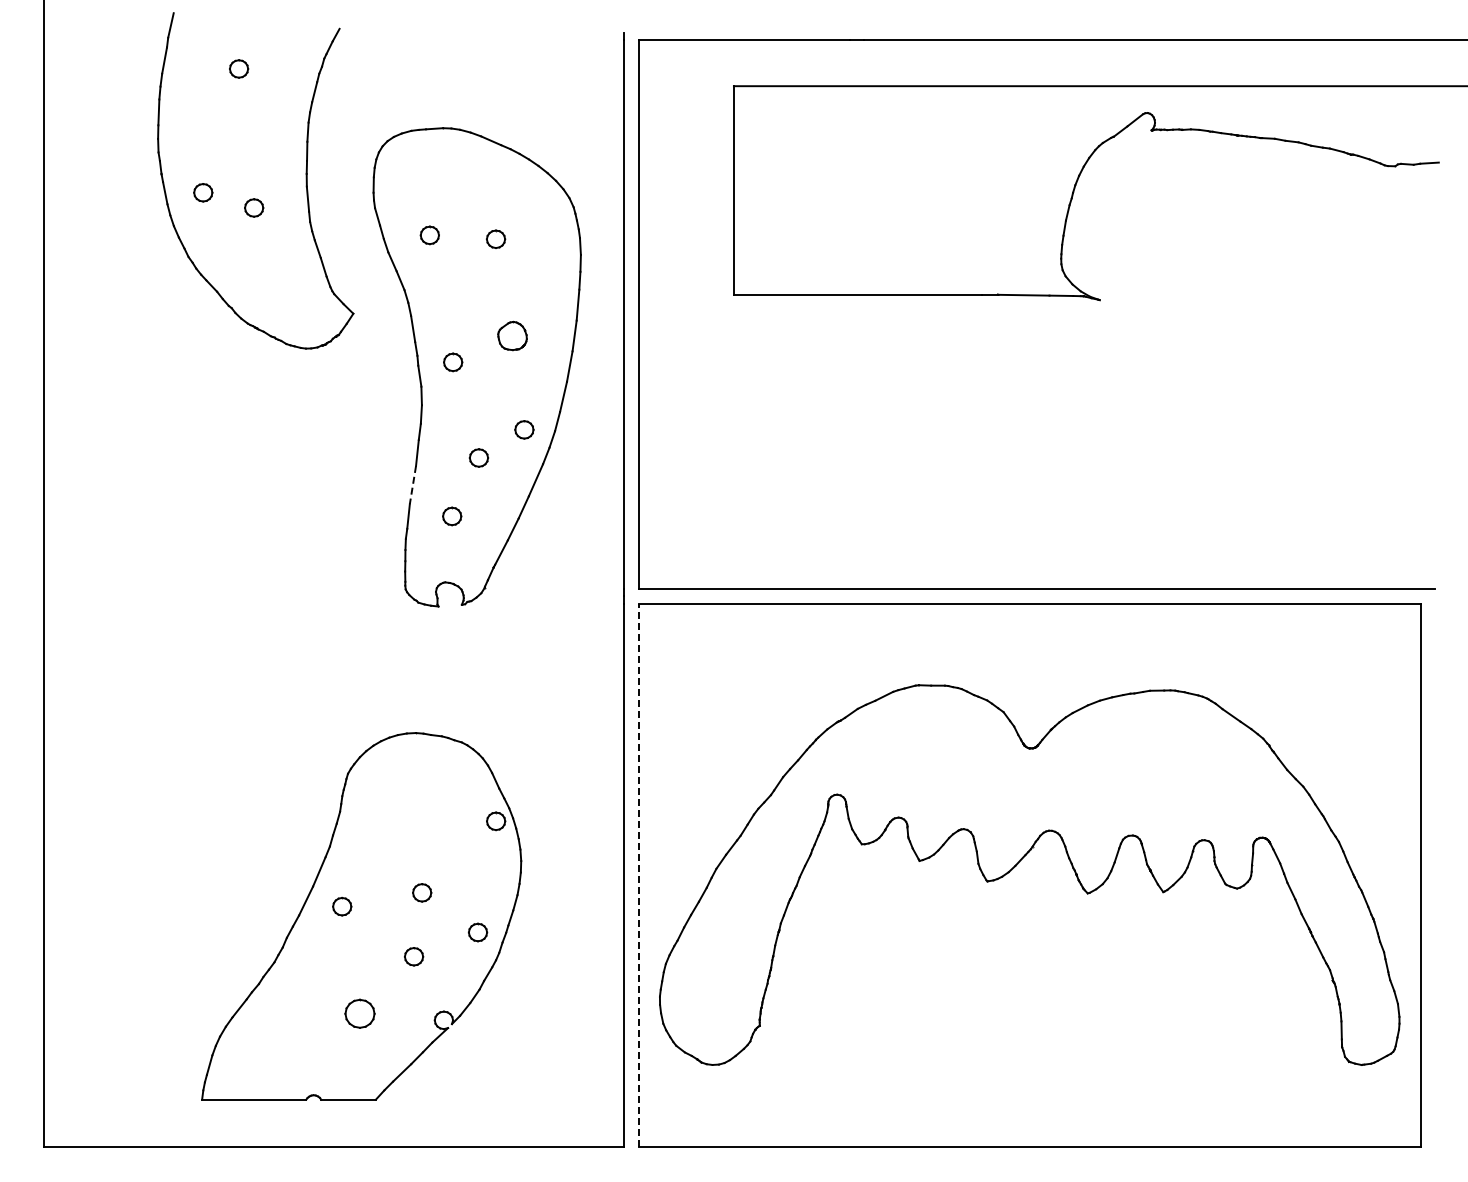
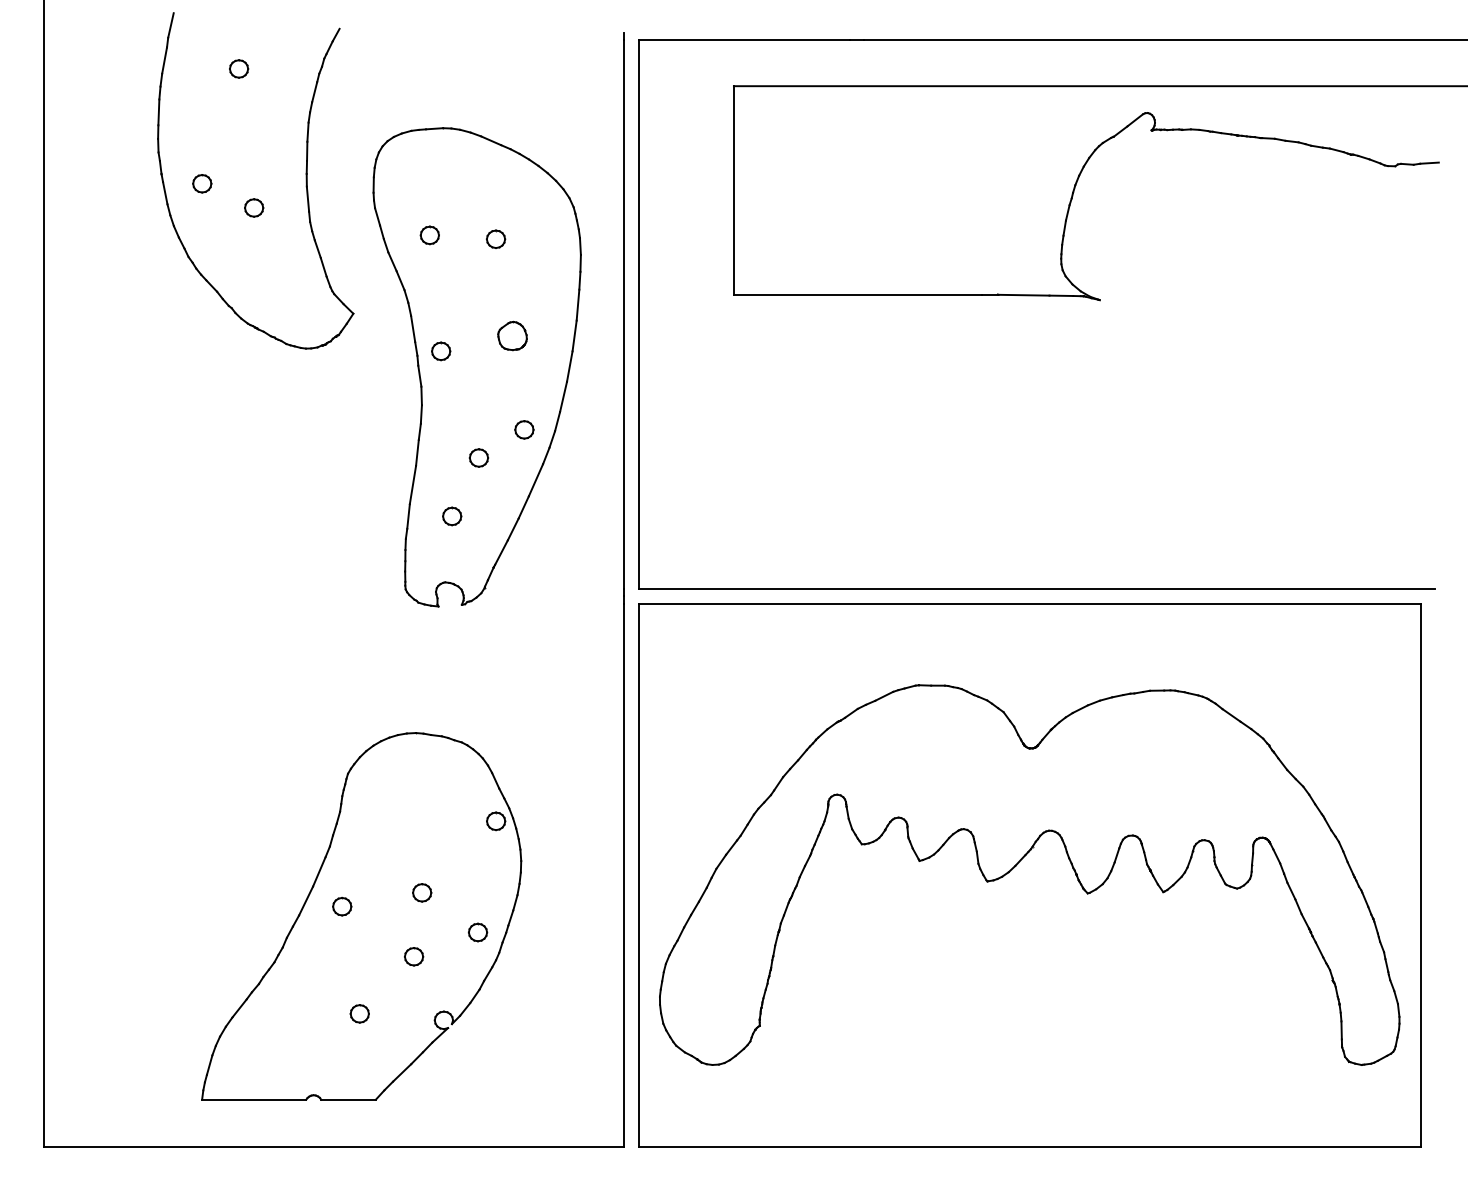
part position: (203, 192) -> (202, 183) (202, 183)
part position: (453, 362) -> (441, 351) (441, 351)
line: dashed -> solid (412, 485)
line: dashed -> solid (638, 874)
part size: 32x31 px -> 21x20 px (359, 1013)
